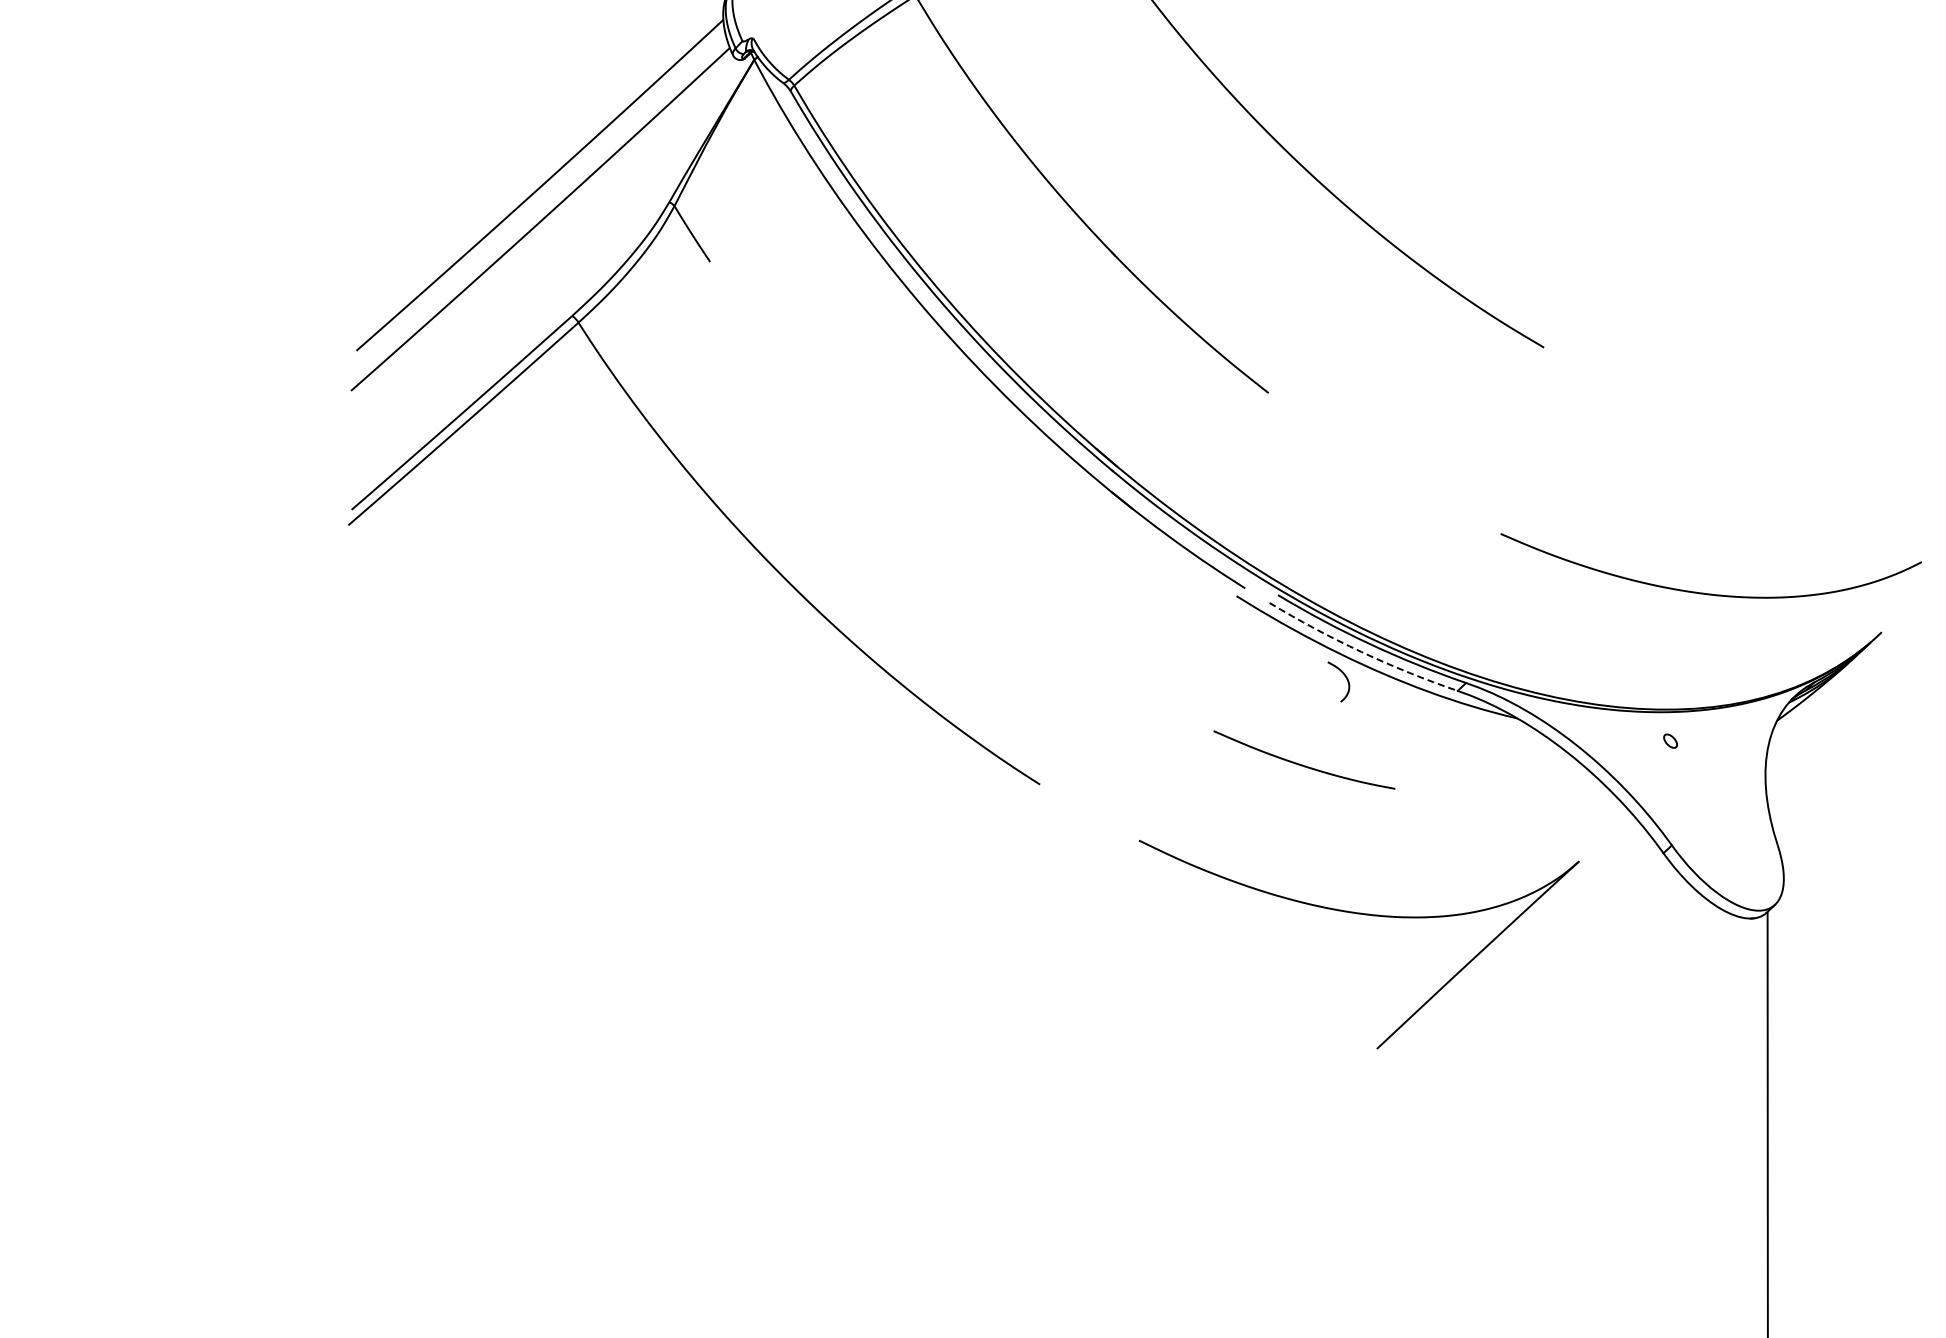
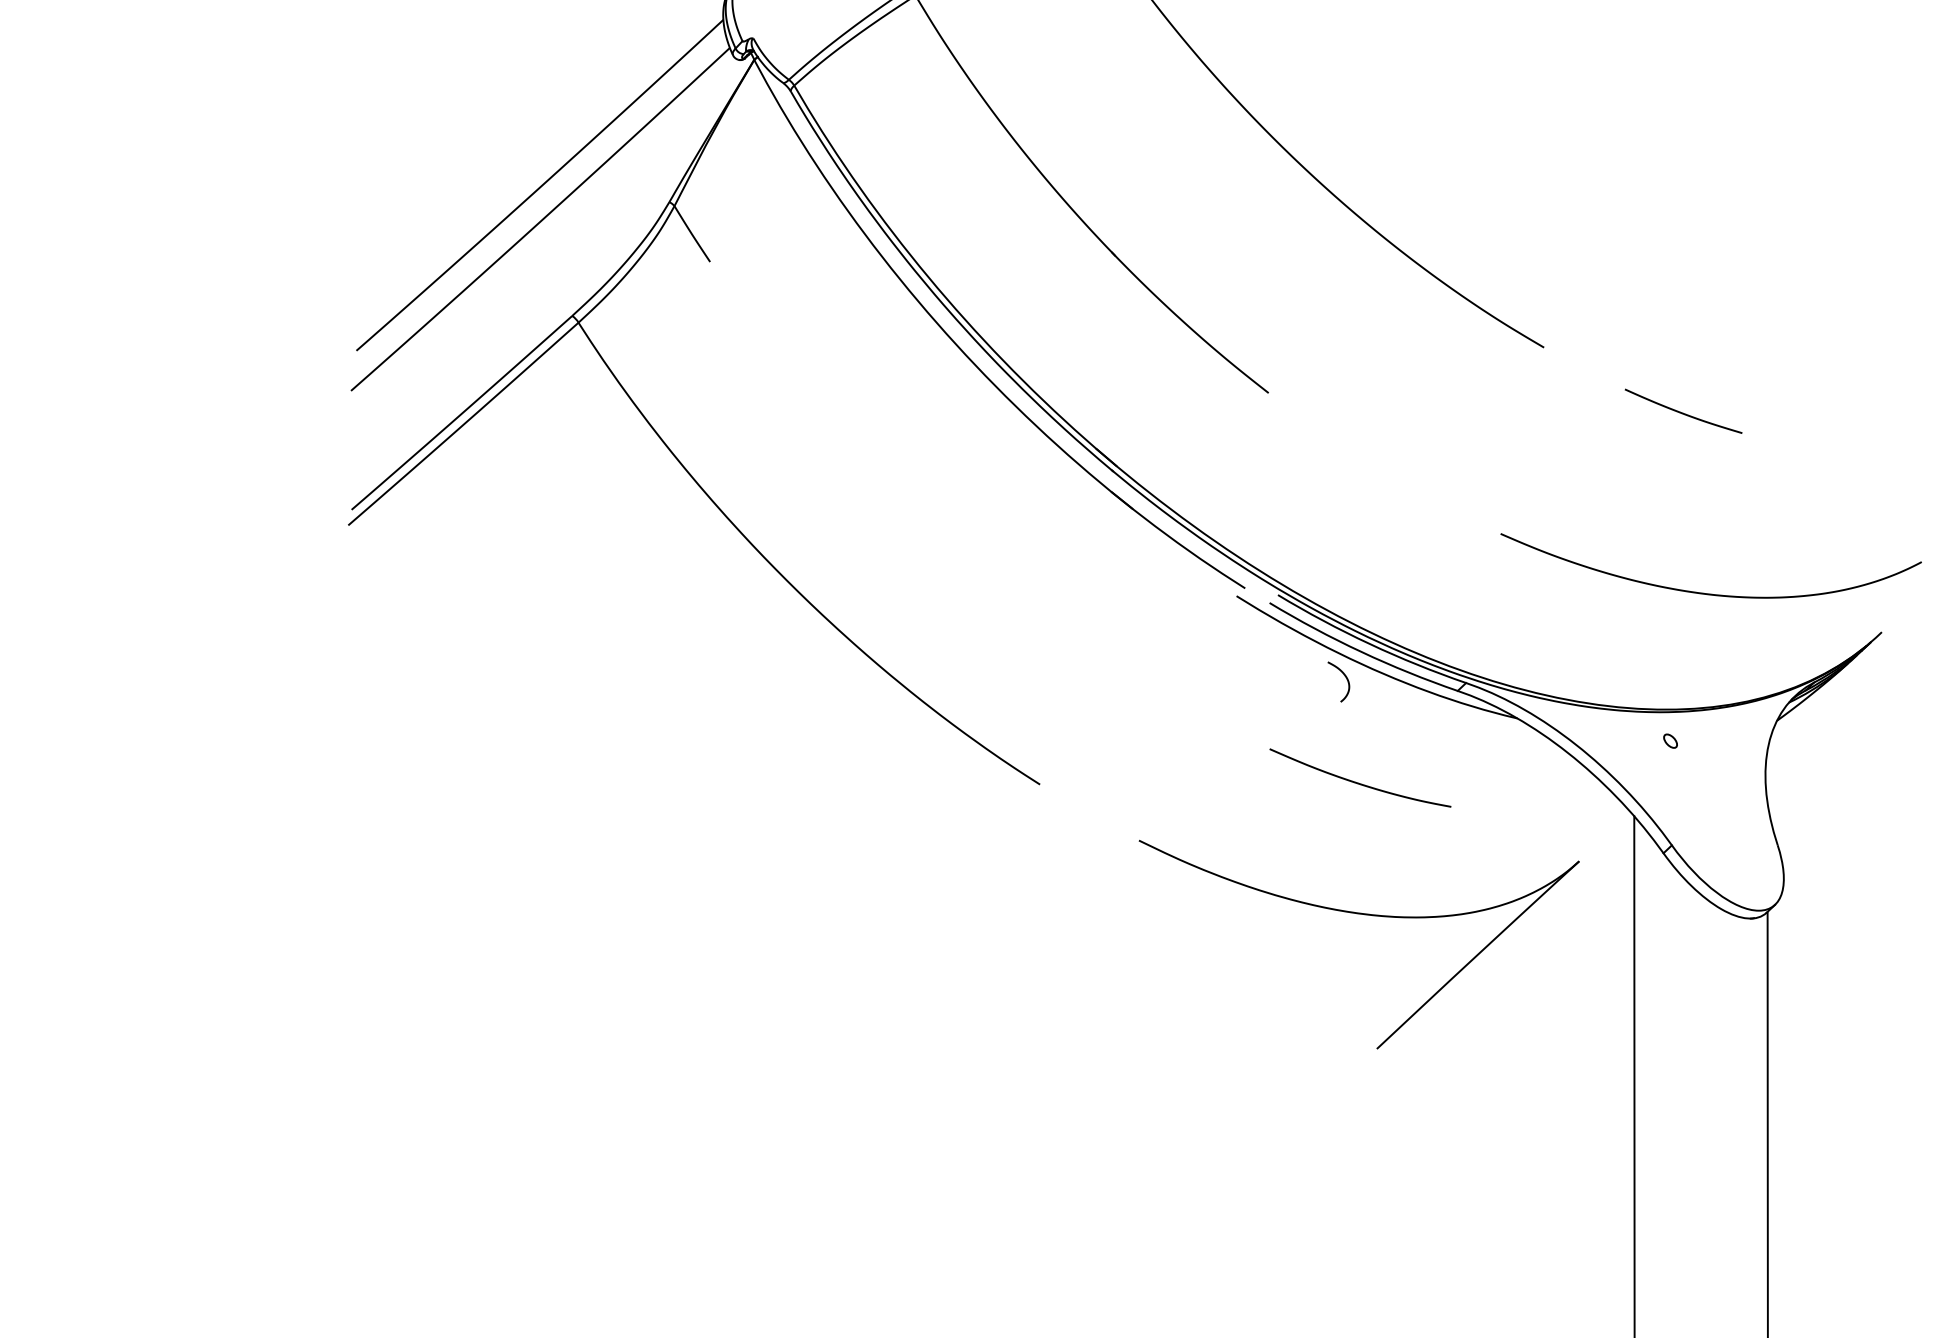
curve: none -> present (1683, 412)
arc: dashed -> solid (1361, 651)
curve position: (1302, 764) -> (1358, 782) (1358, 782)
line: none -> present (1634, 1075)
